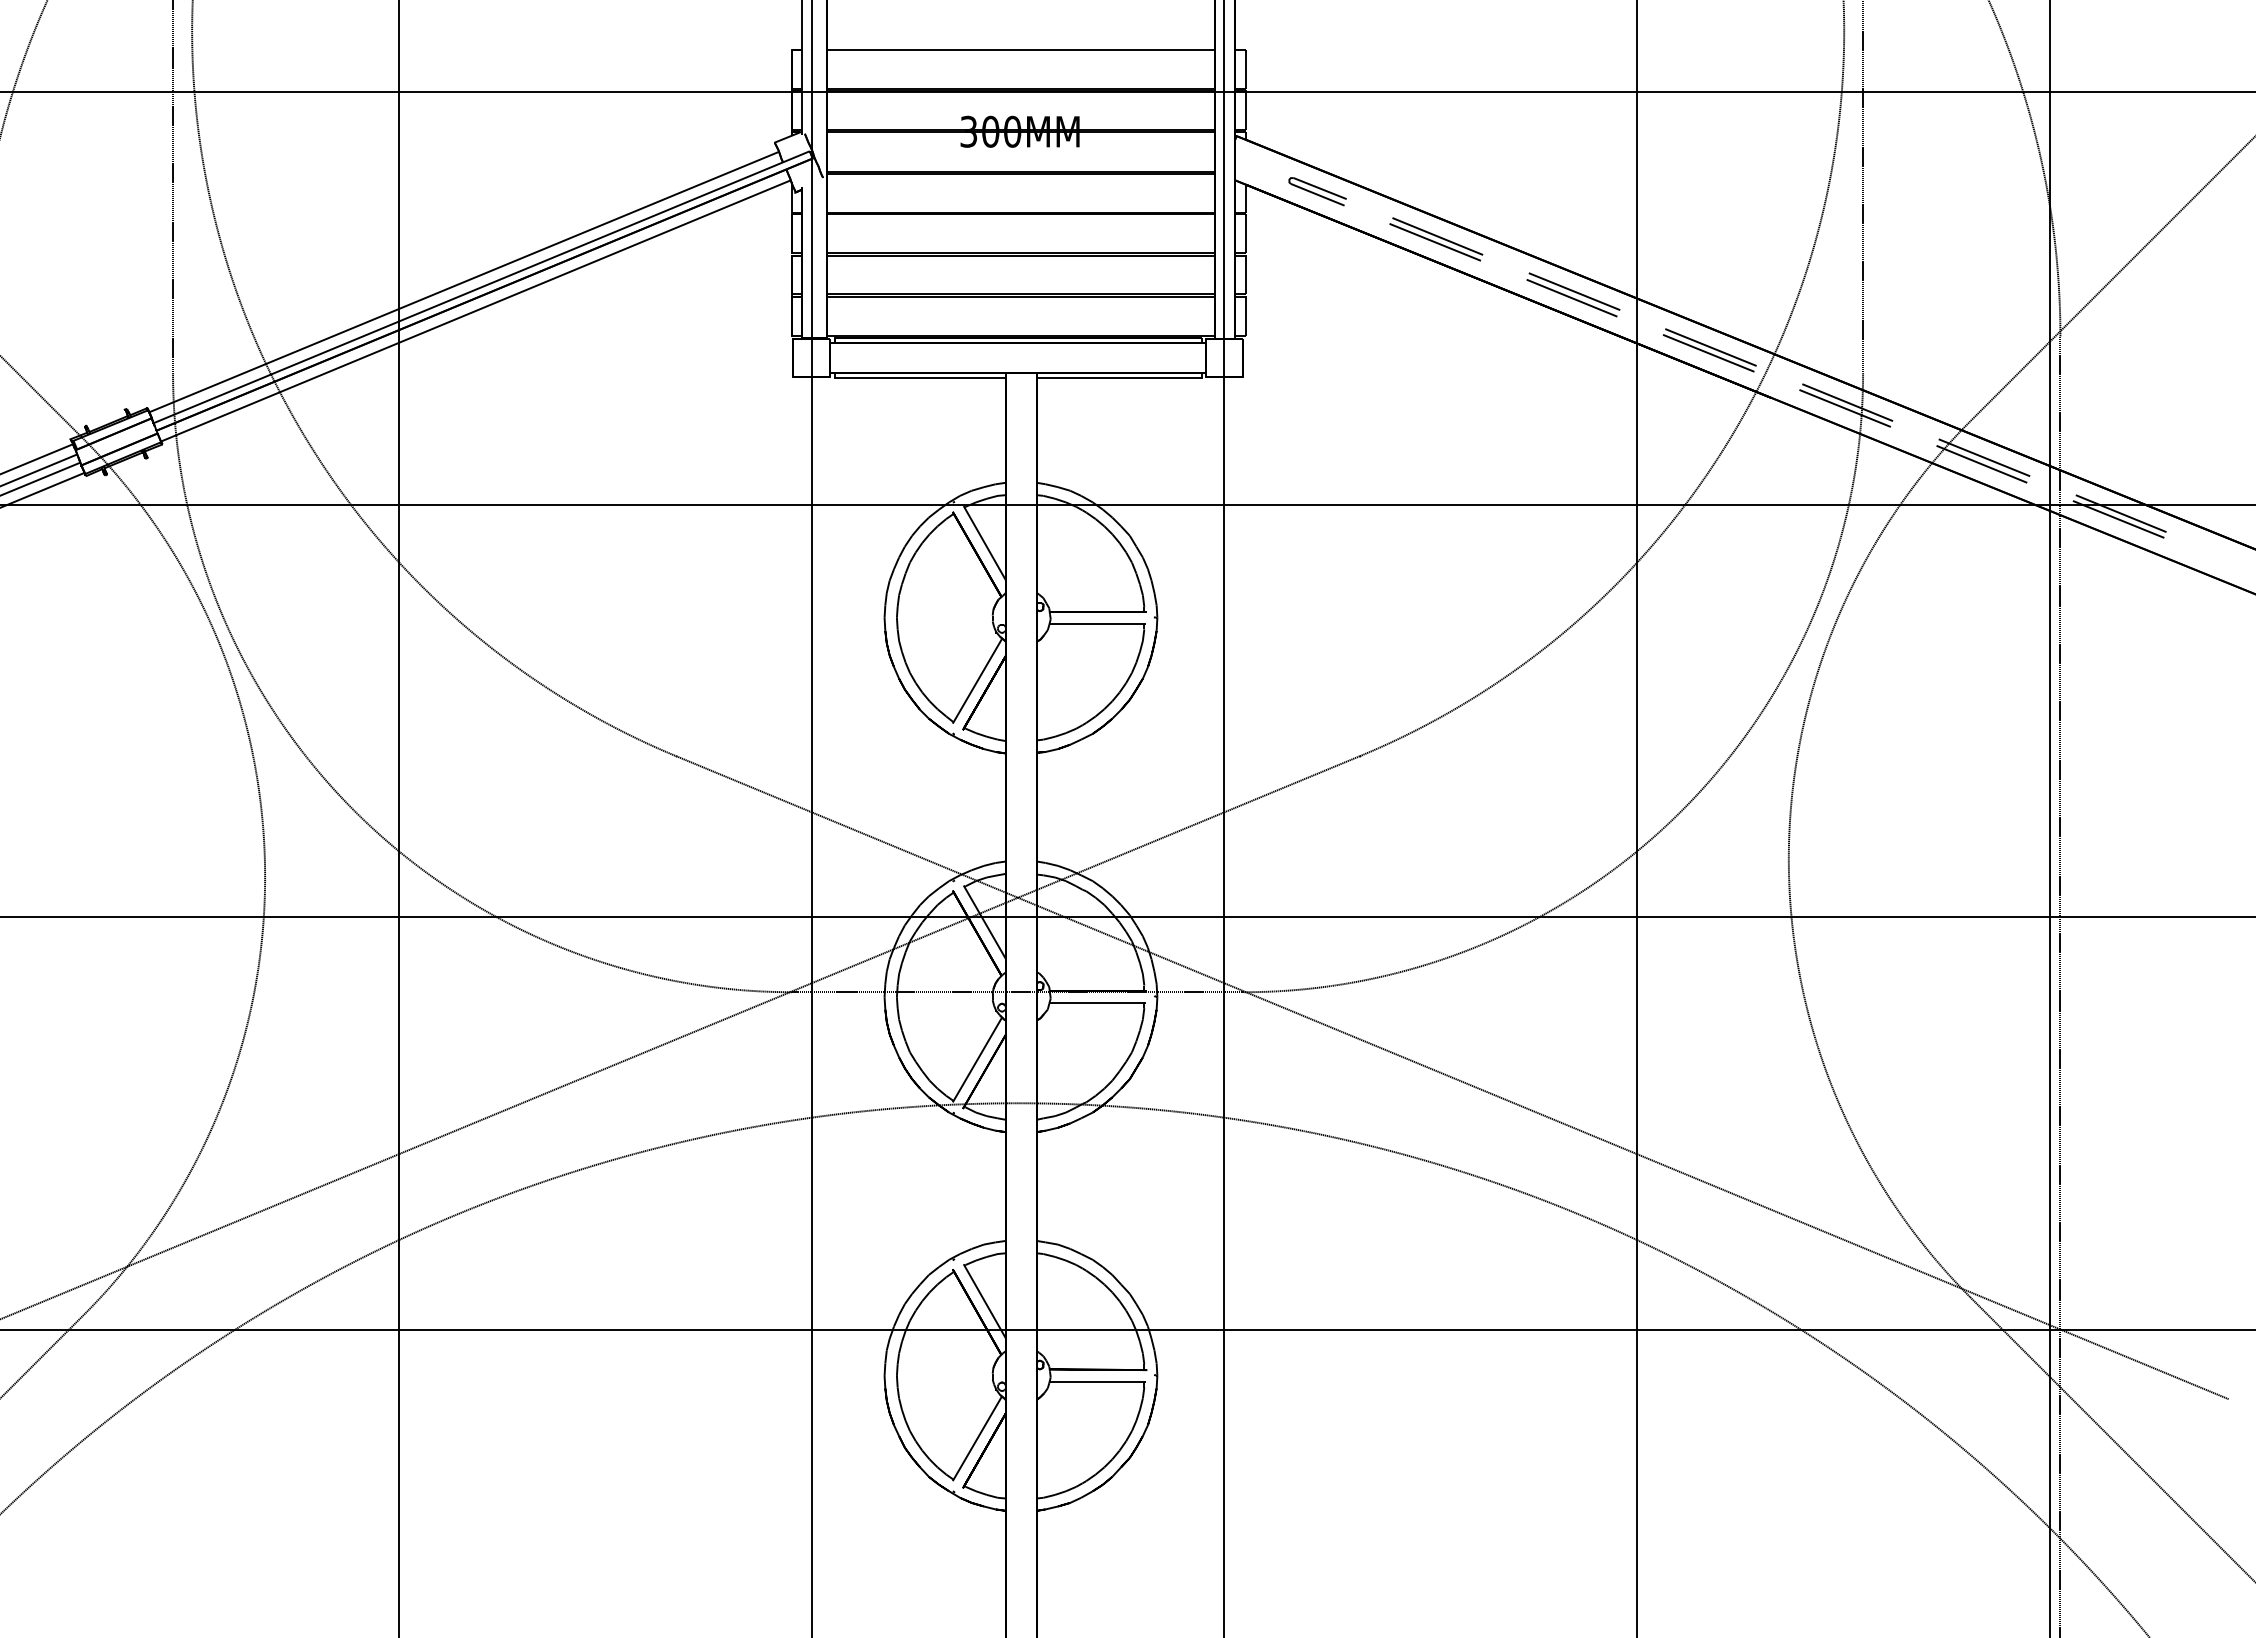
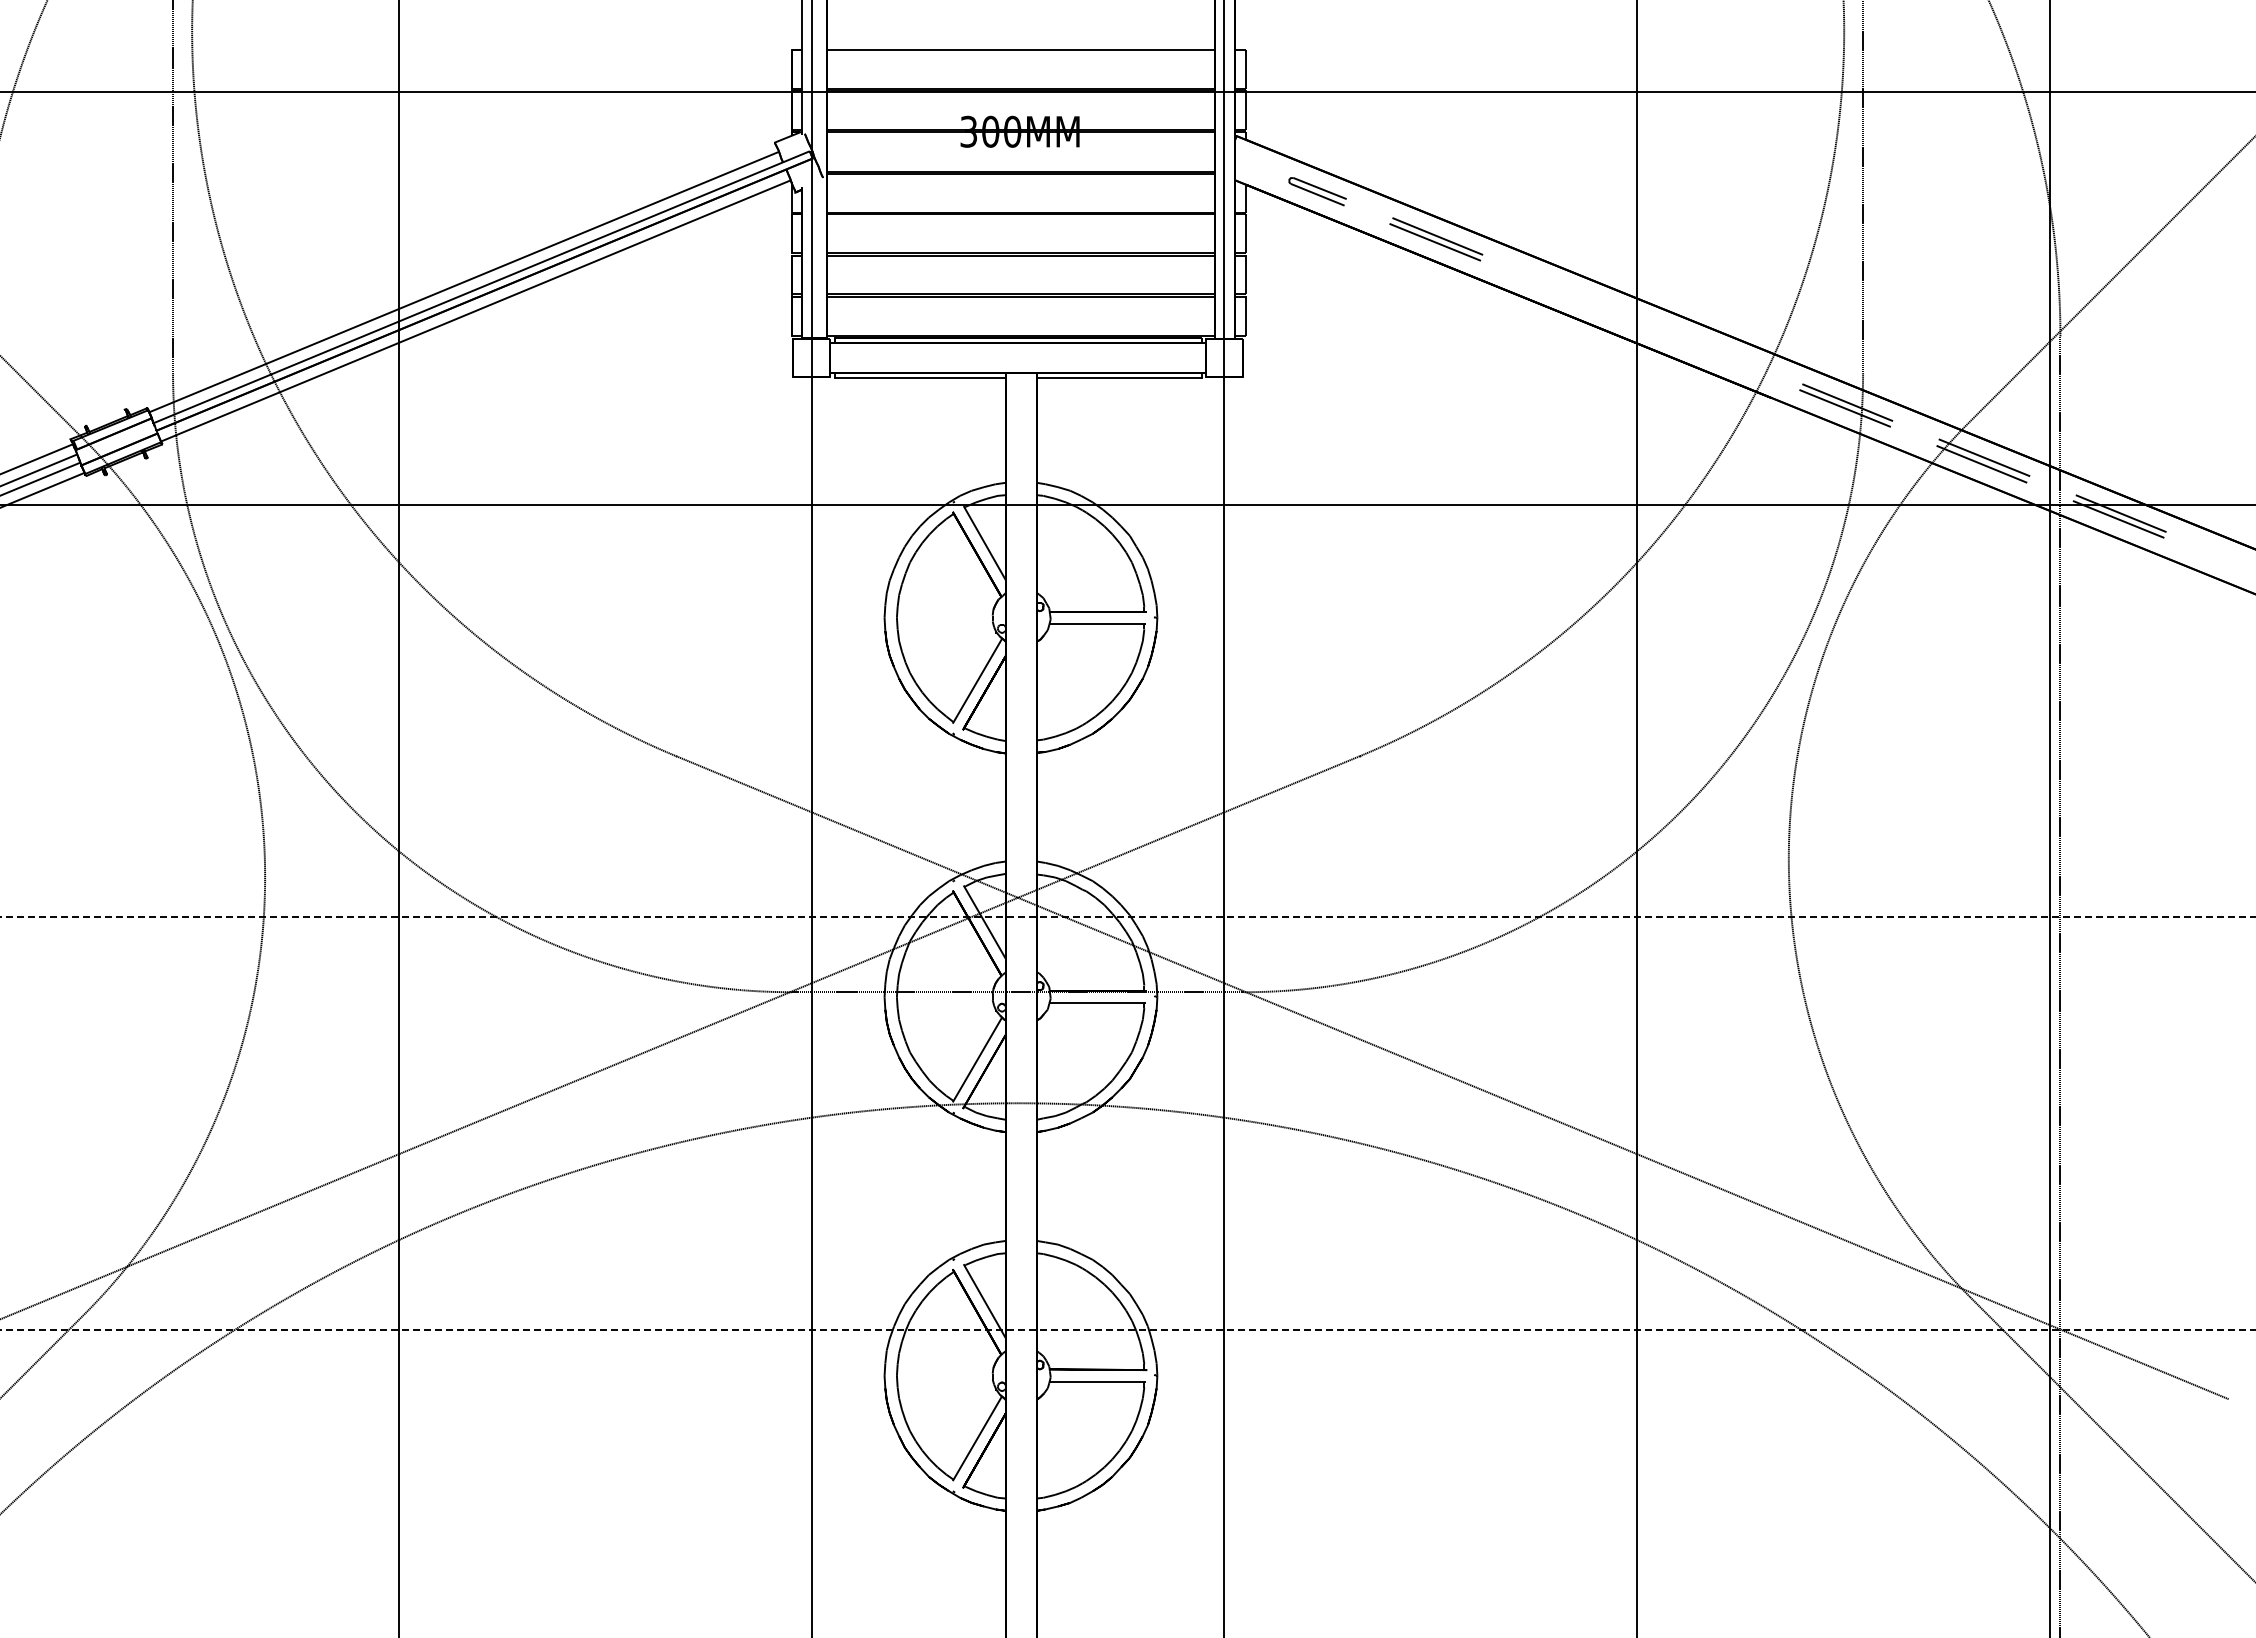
part: present -> none (1573, 294)
part: present -> none (1709, 350)
line: solid -> dashed (1128, 917)
line: solid -> dashed (1128, 1330)
